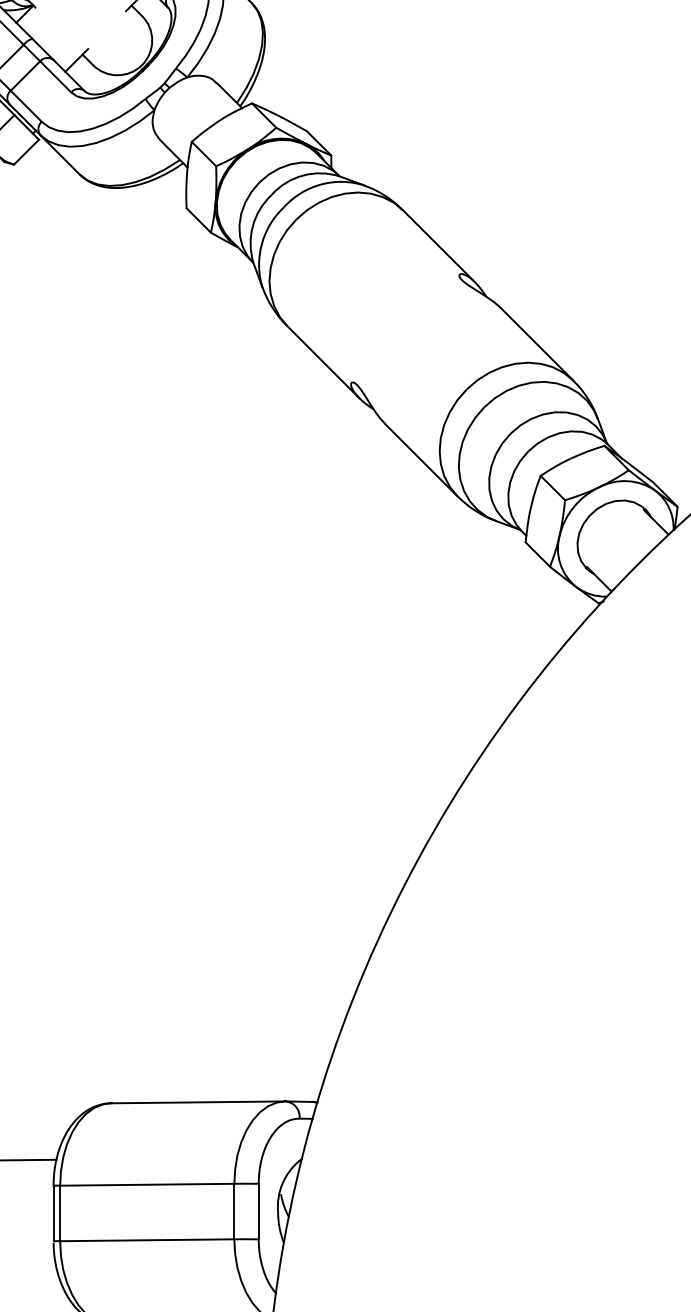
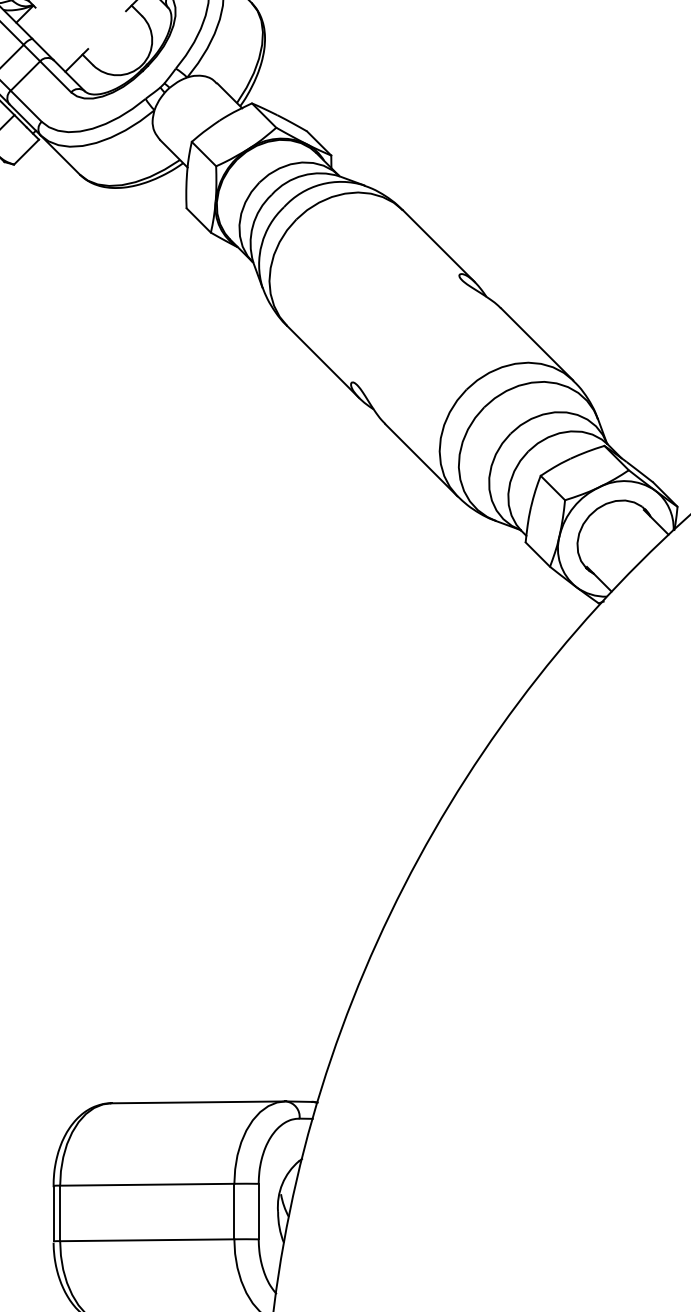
line: present -> none (29, 1159)
